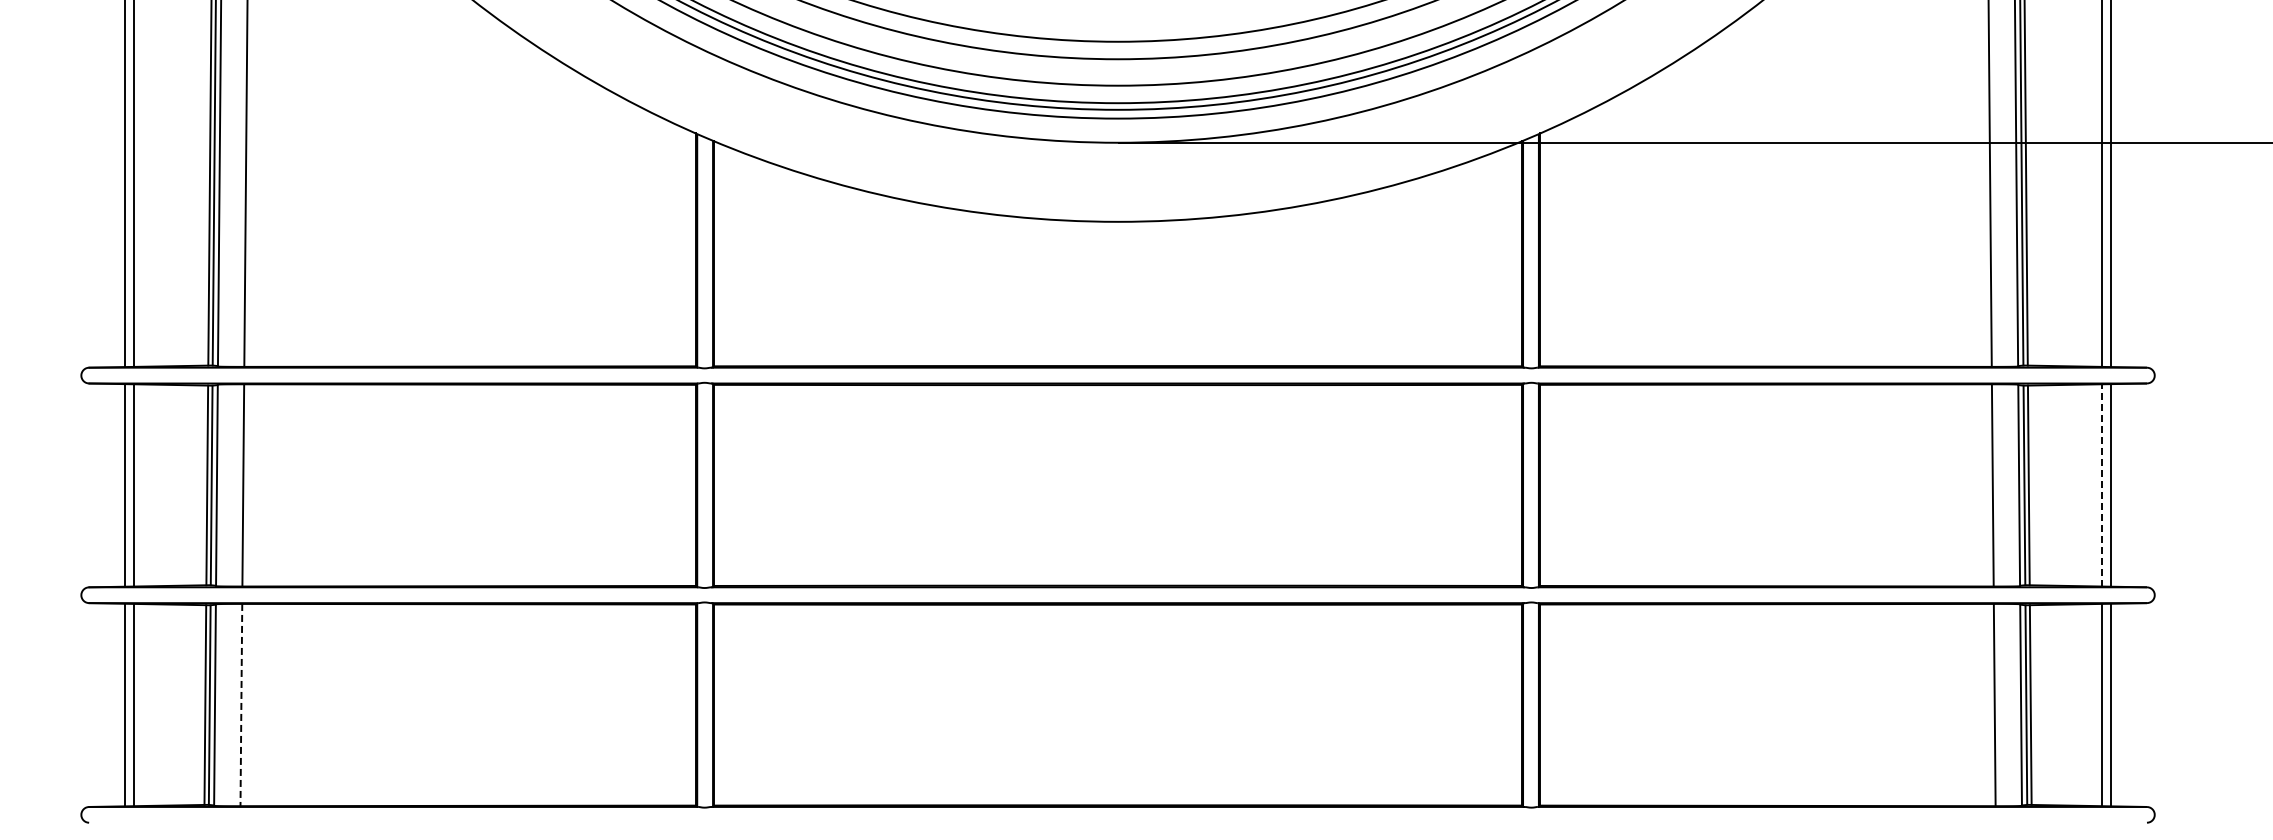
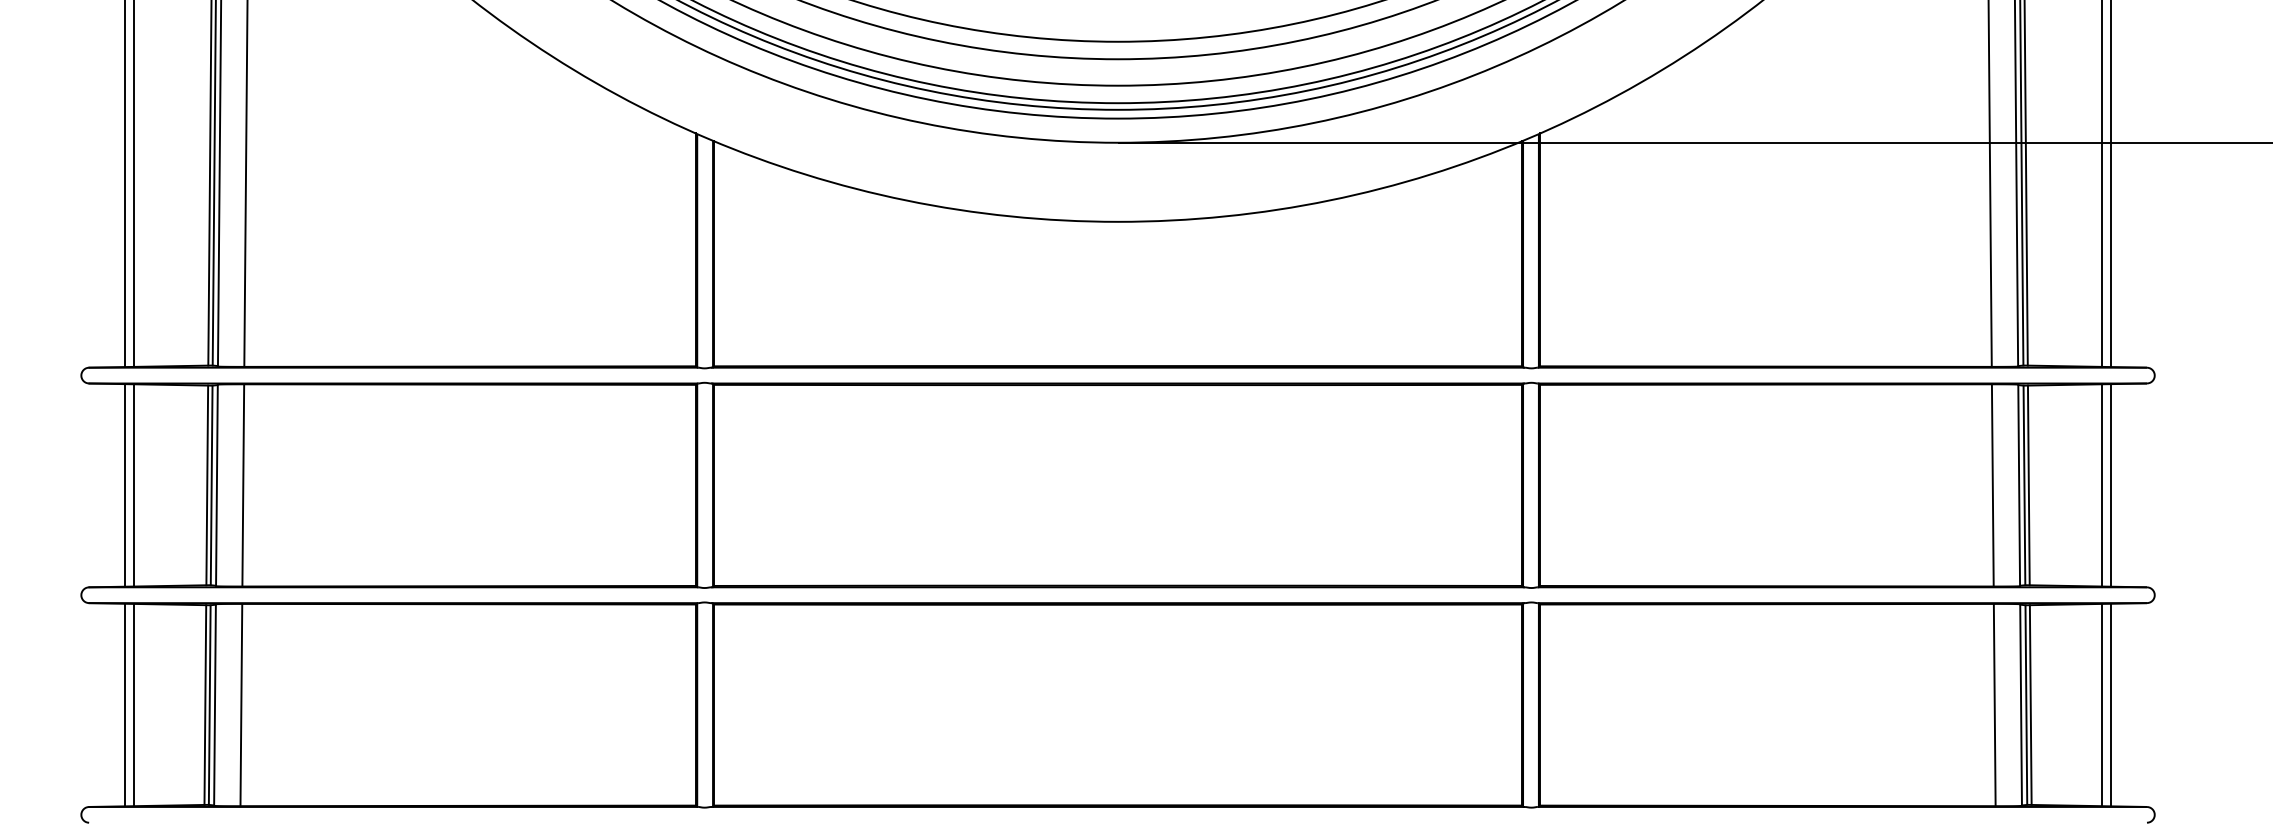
line: dashed -> solid (2102, 484)
line: dashed -> solid (241, 705)
